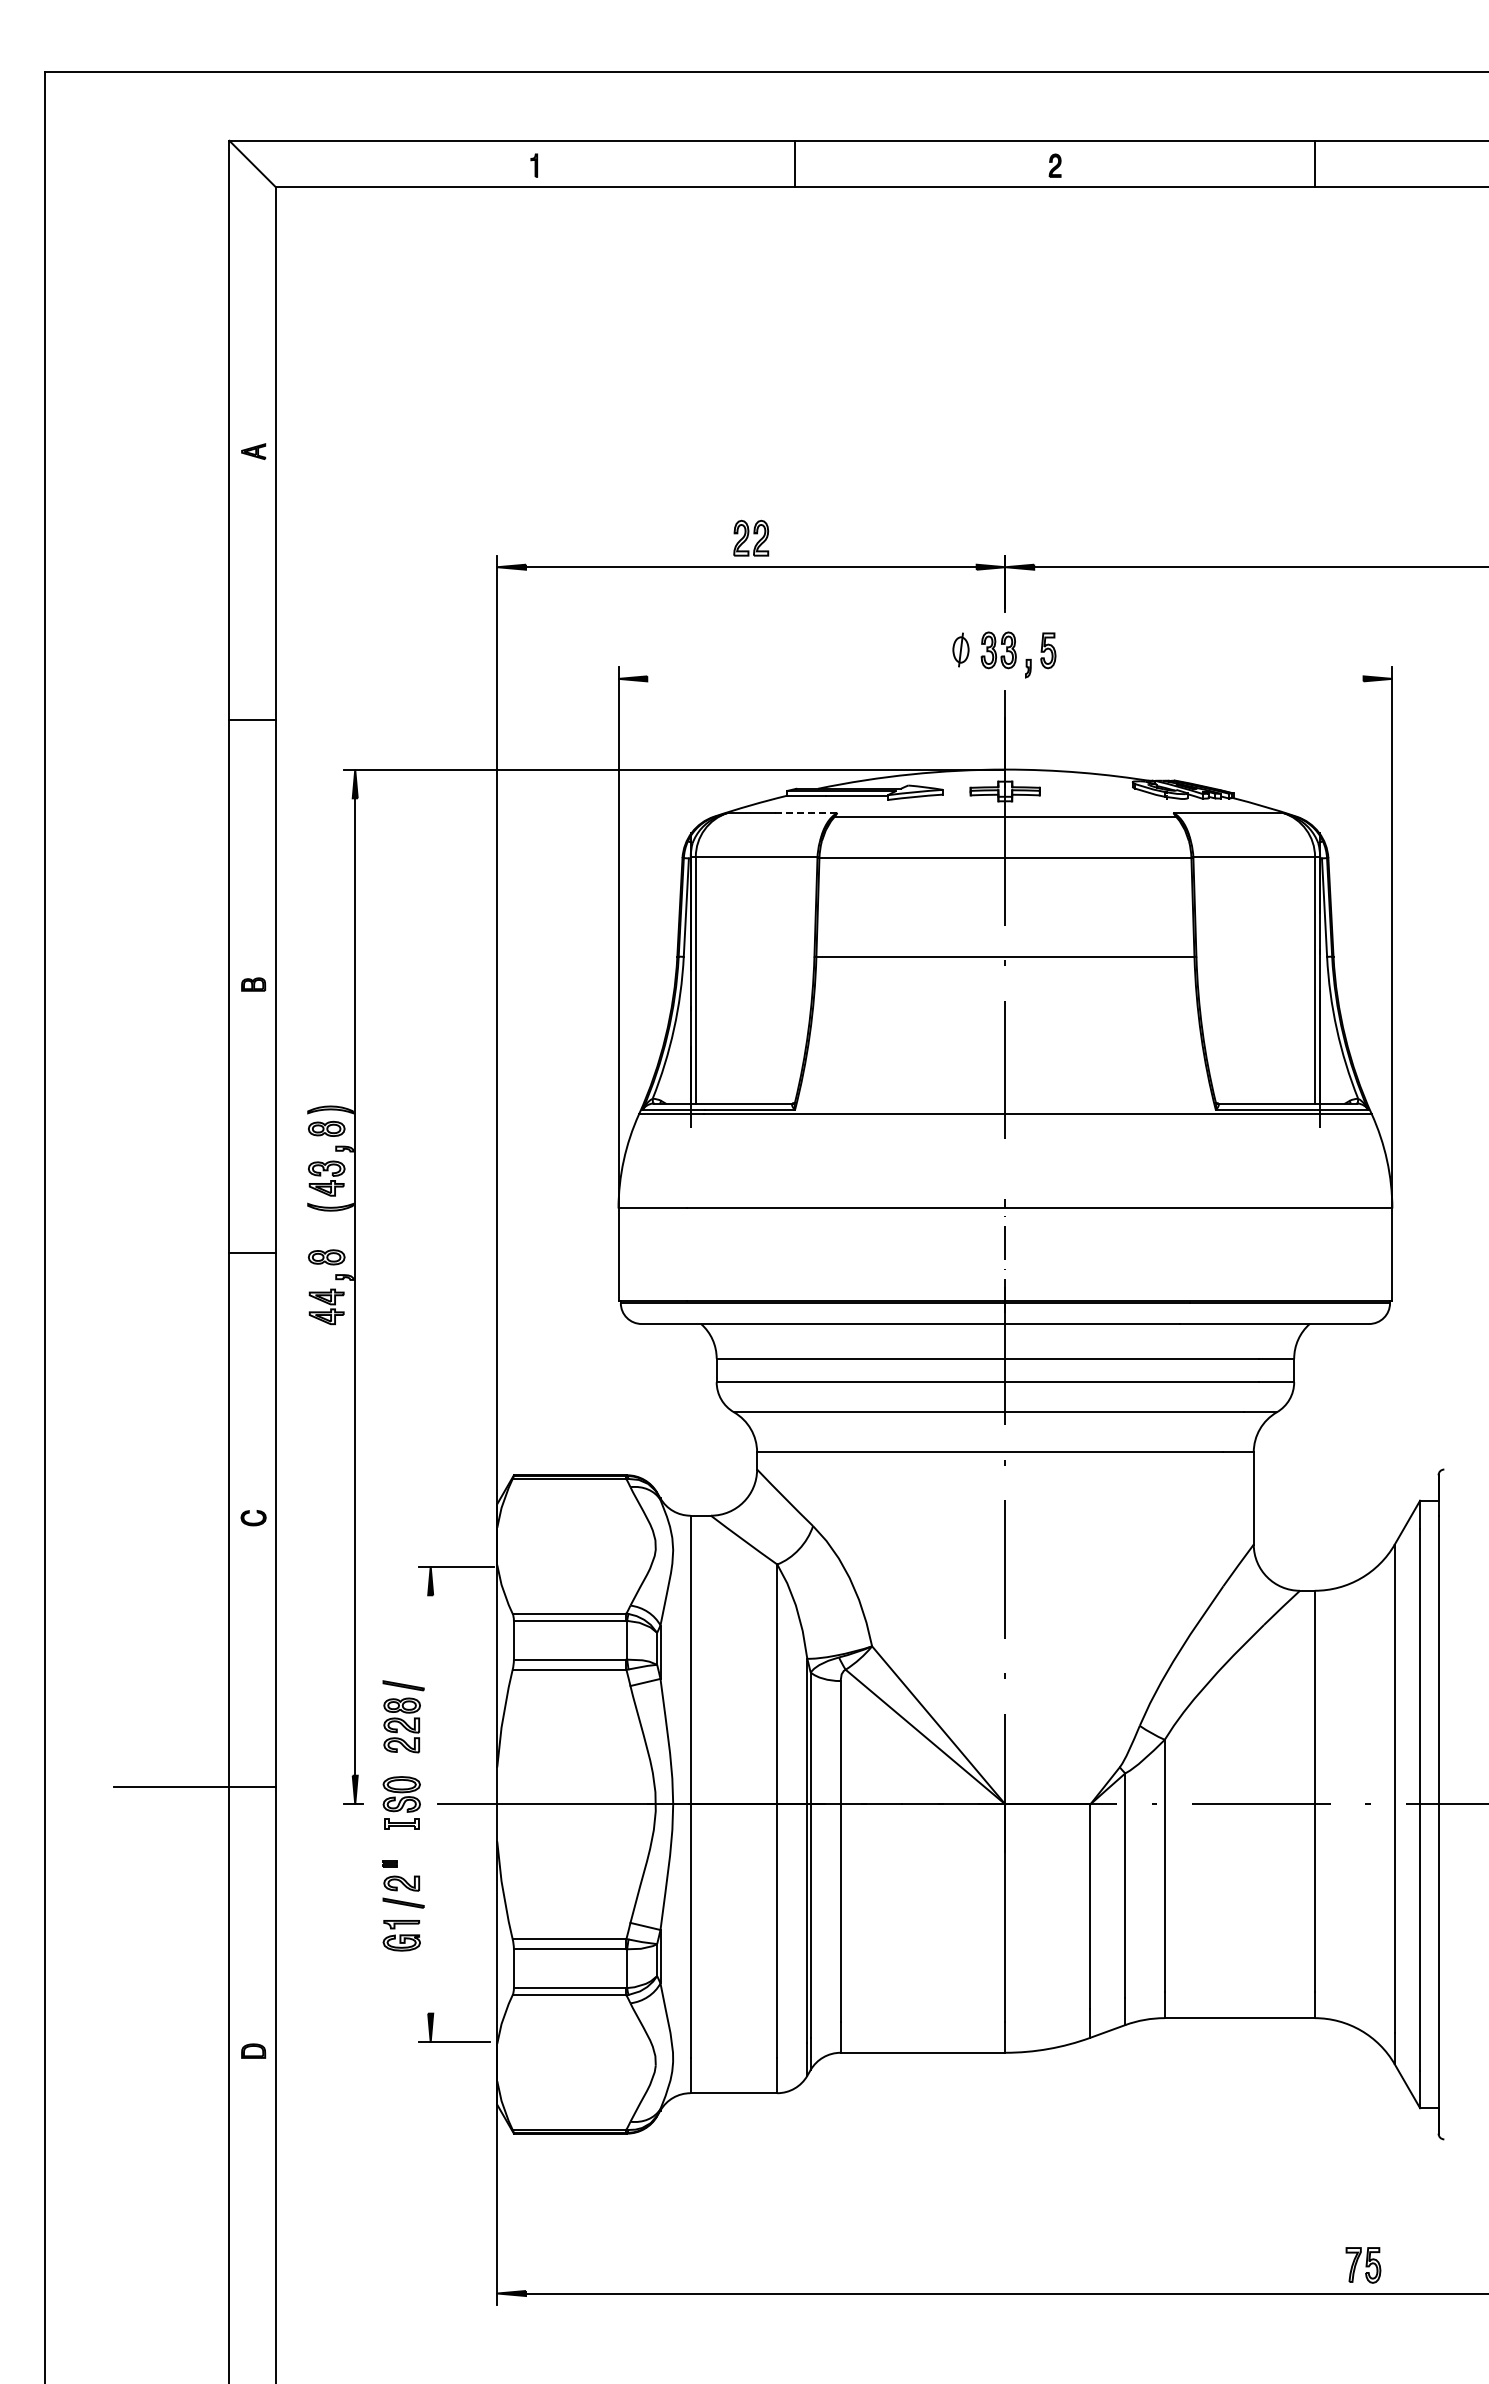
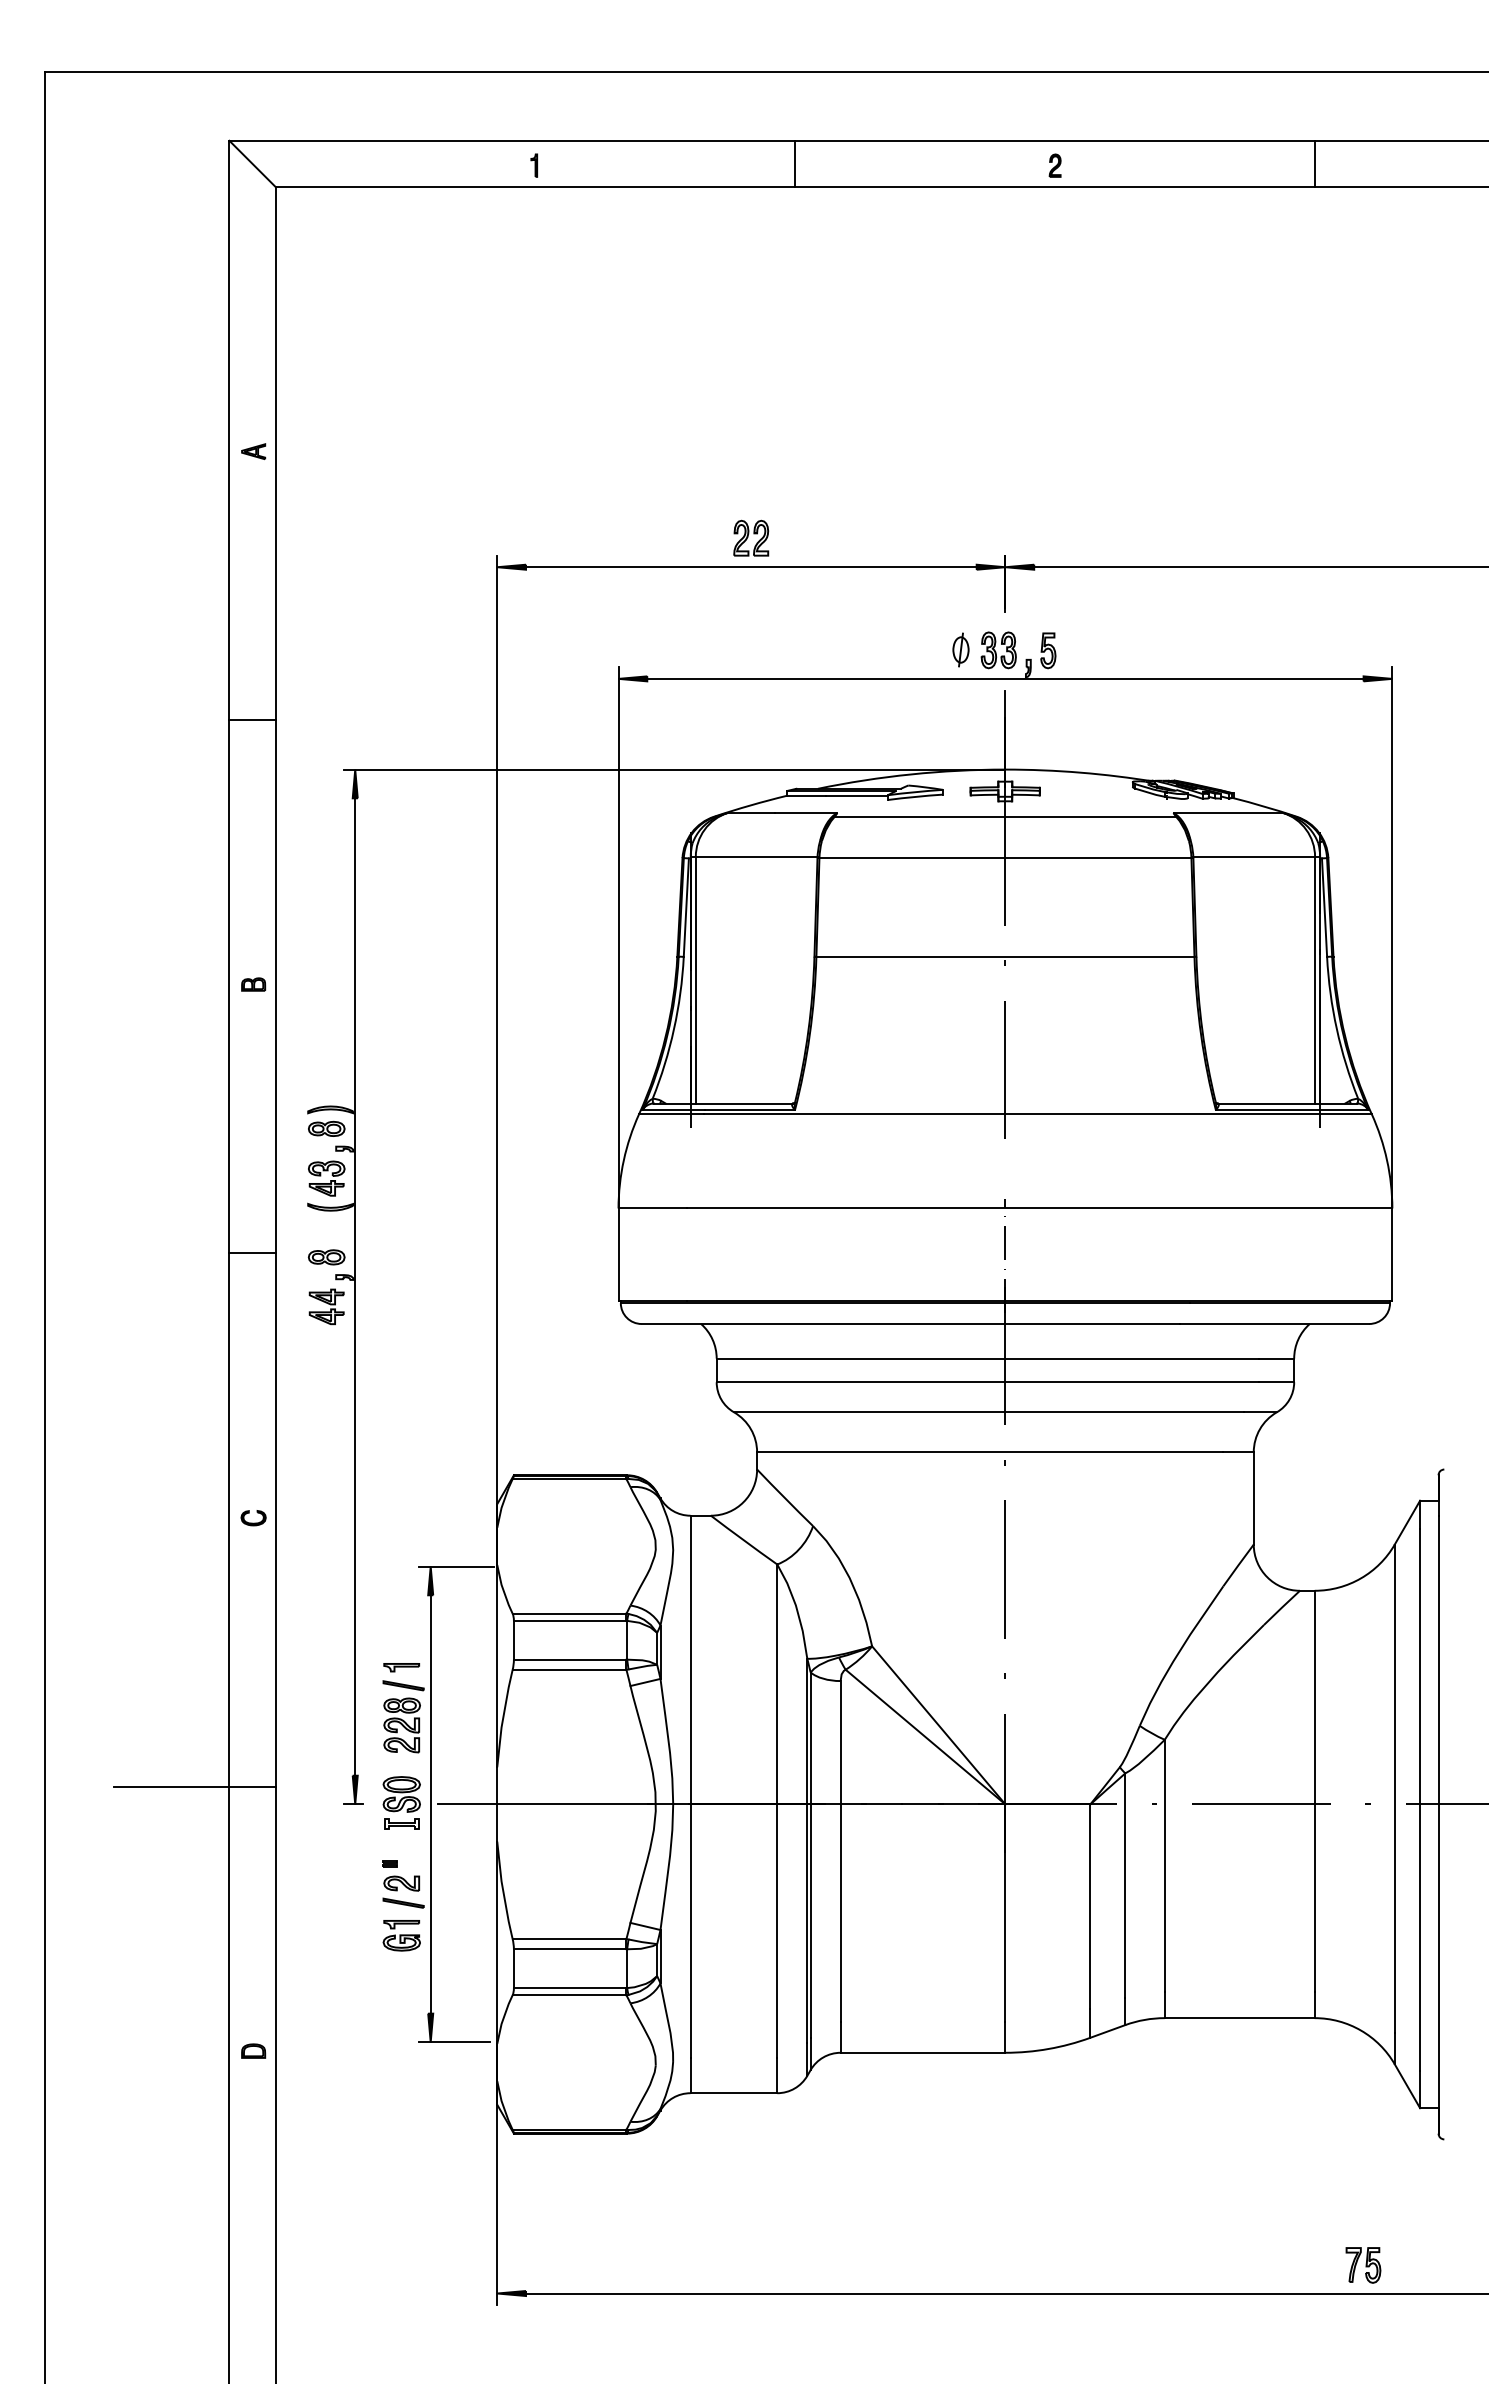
line: none -> present (1005, 678)
line: dashed -> solid (806, 812)
part: none -> present (401, 1667)
line: none -> present (430, 1804)
